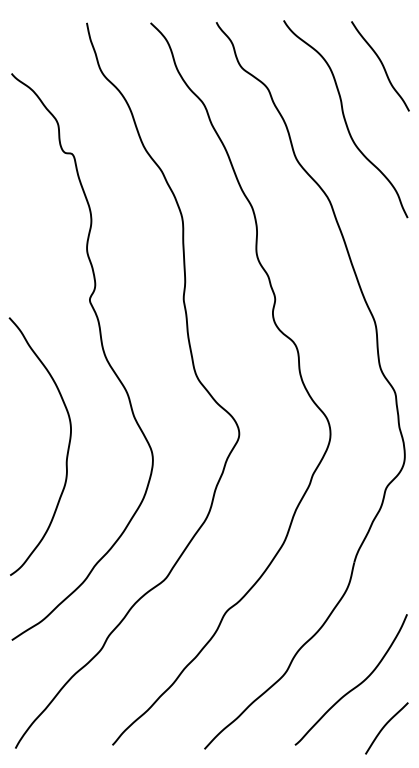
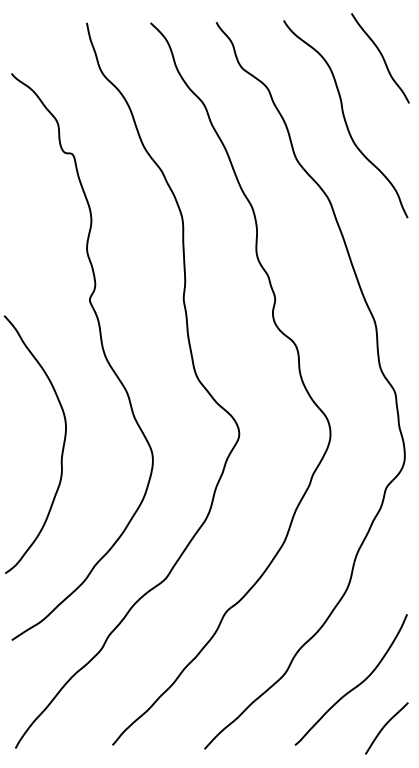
curve position: (382, 66) -> (382, 58) (382, 58)
curve position: (66, 453) -> (61, 451) (61, 451)
